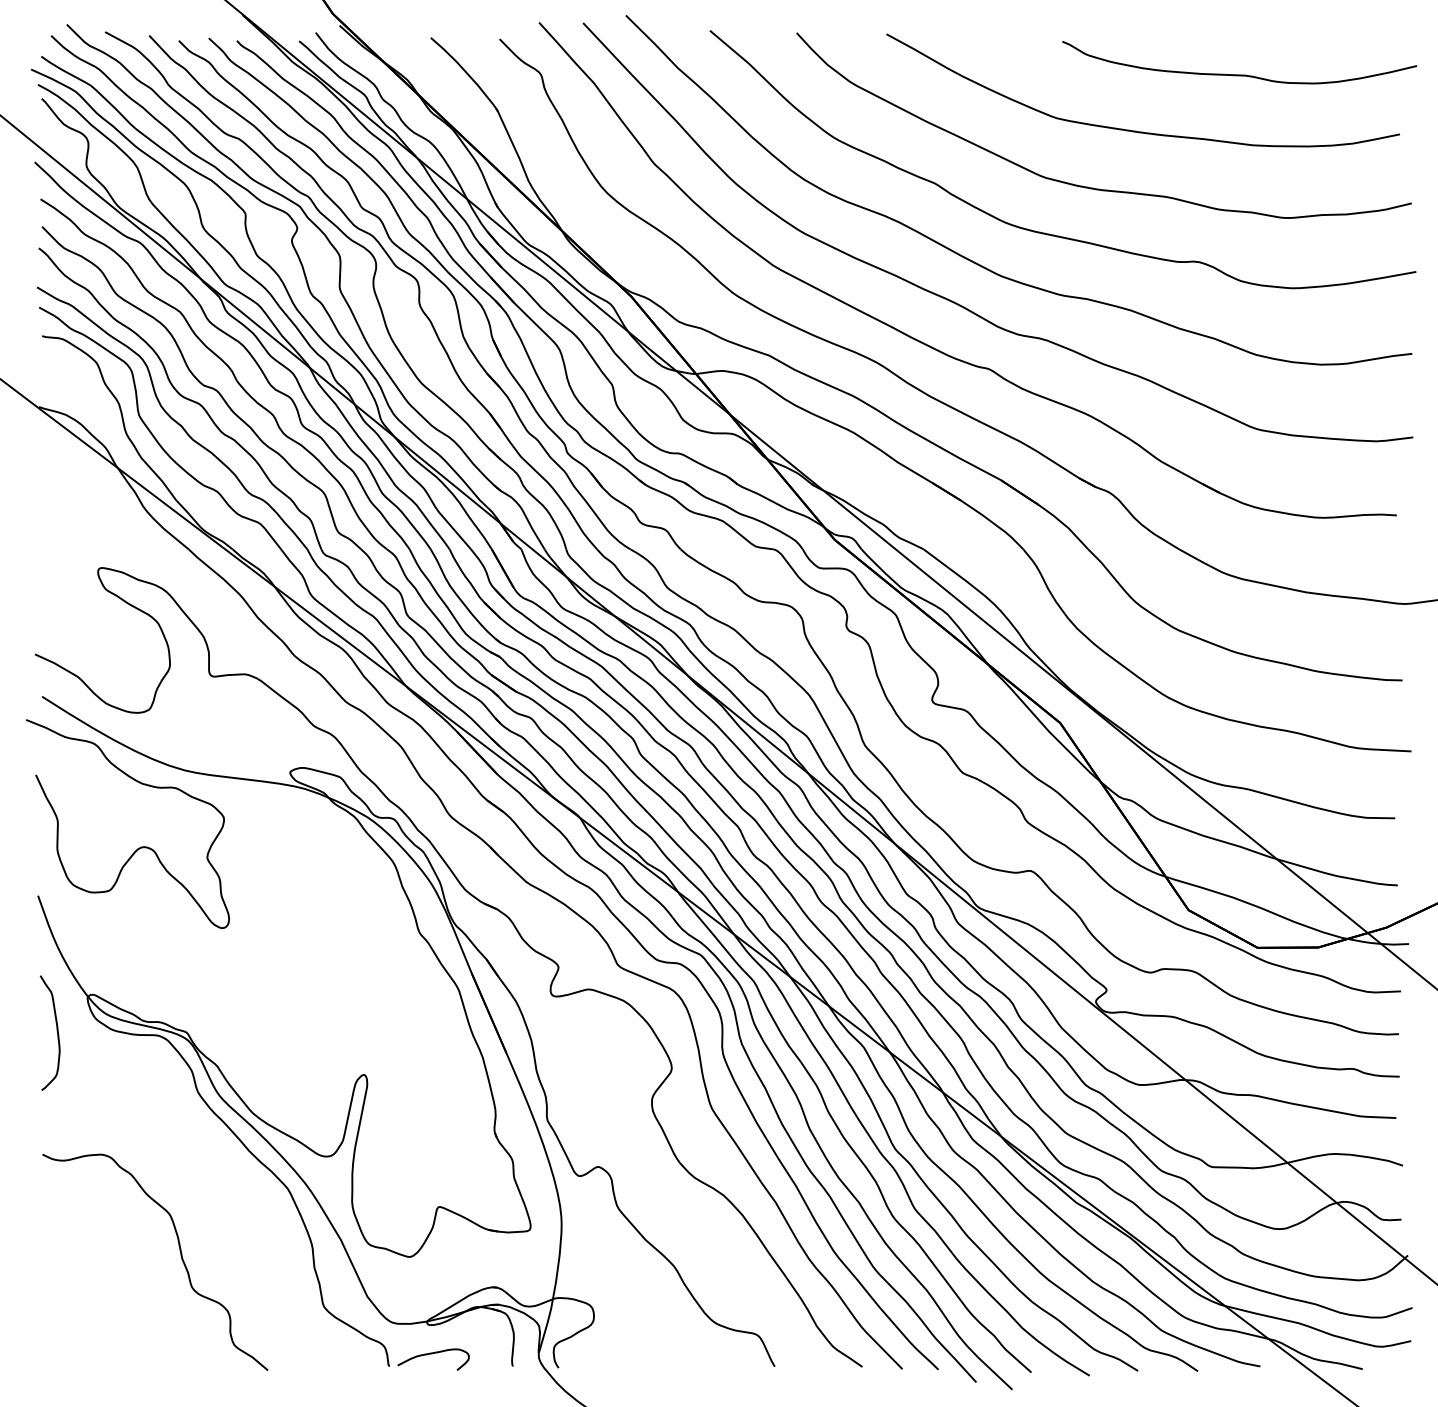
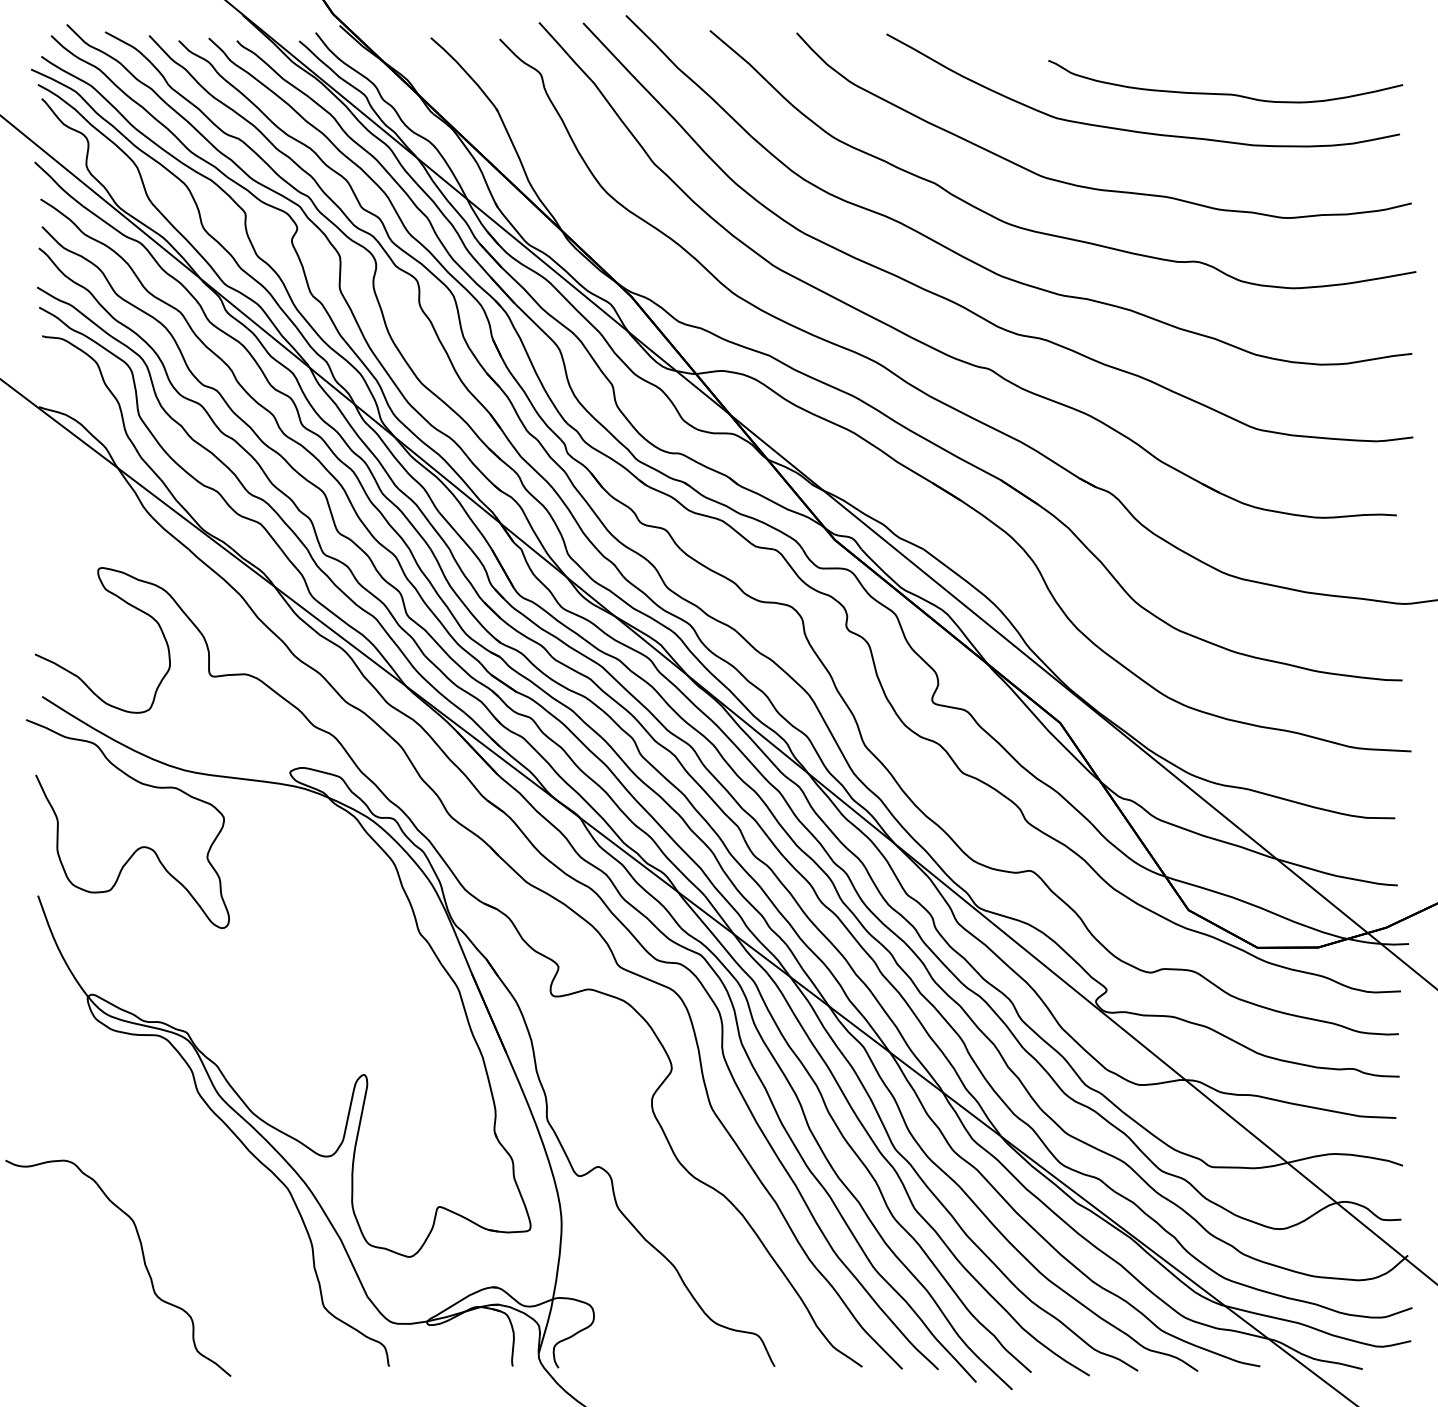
curve position: (1239, 74) -> (1225, 93) (1225, 93)
curve: present -> none (56, 1031)
curve position: (180, 1256) -> (143, 1262) (143, 1262)
curve: present -> none (432, 1354)
